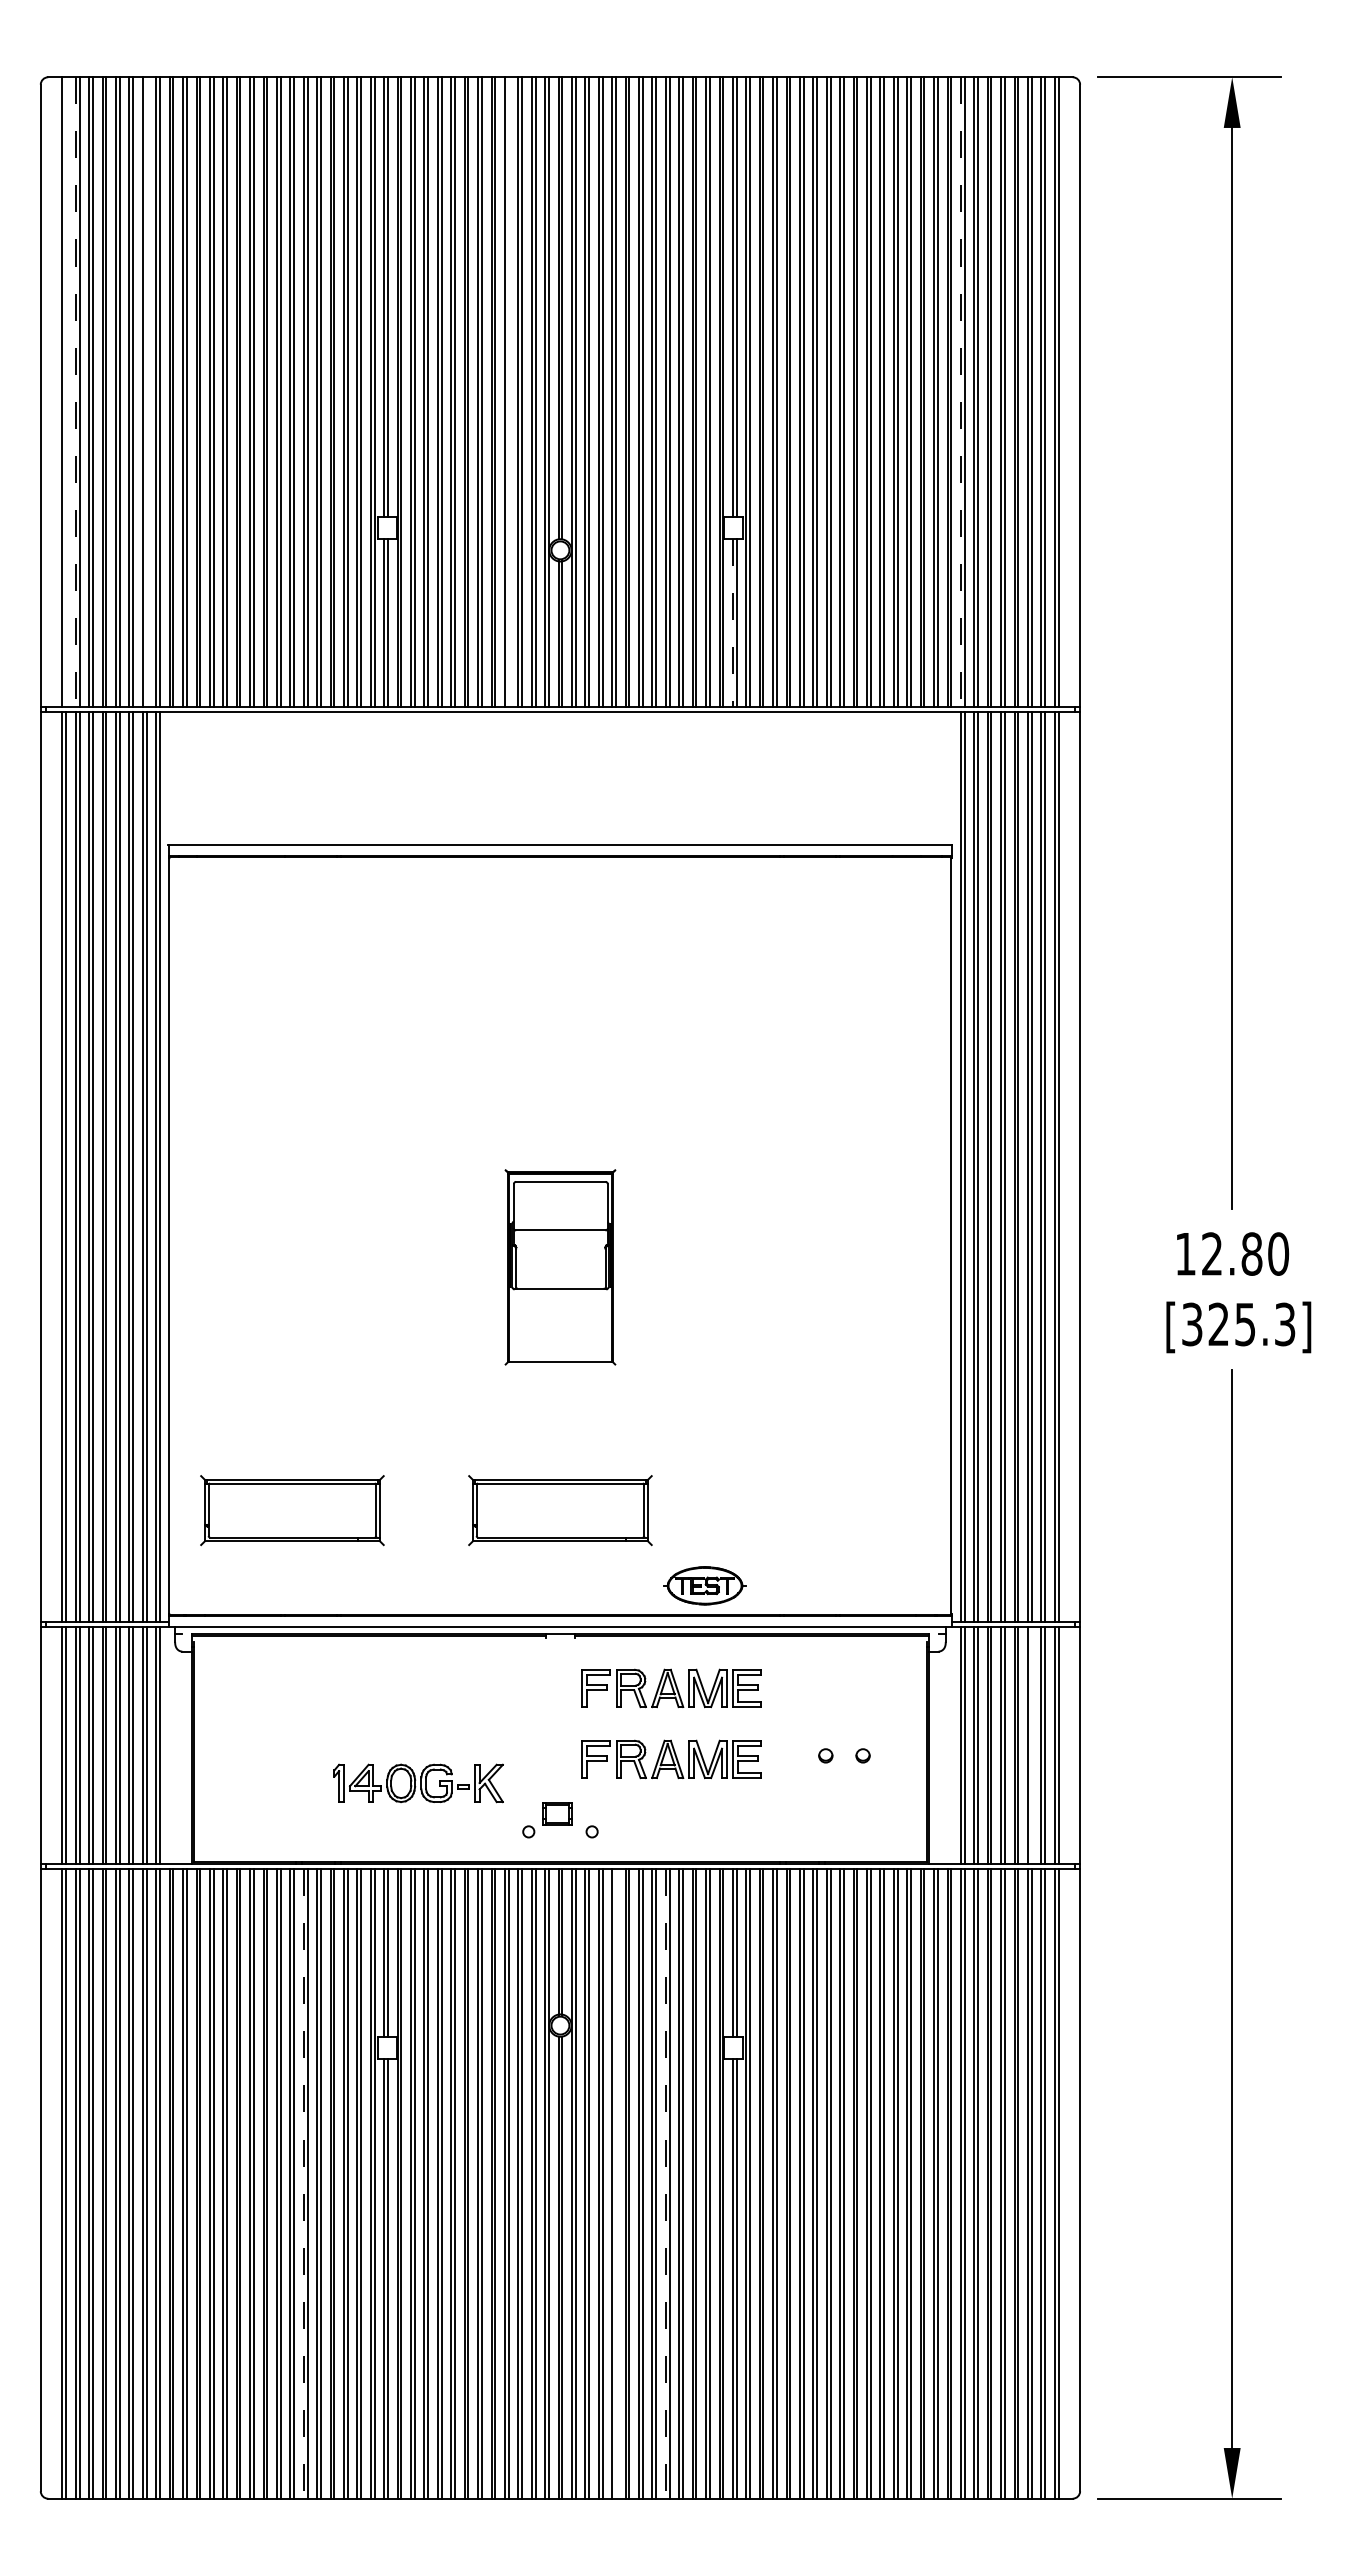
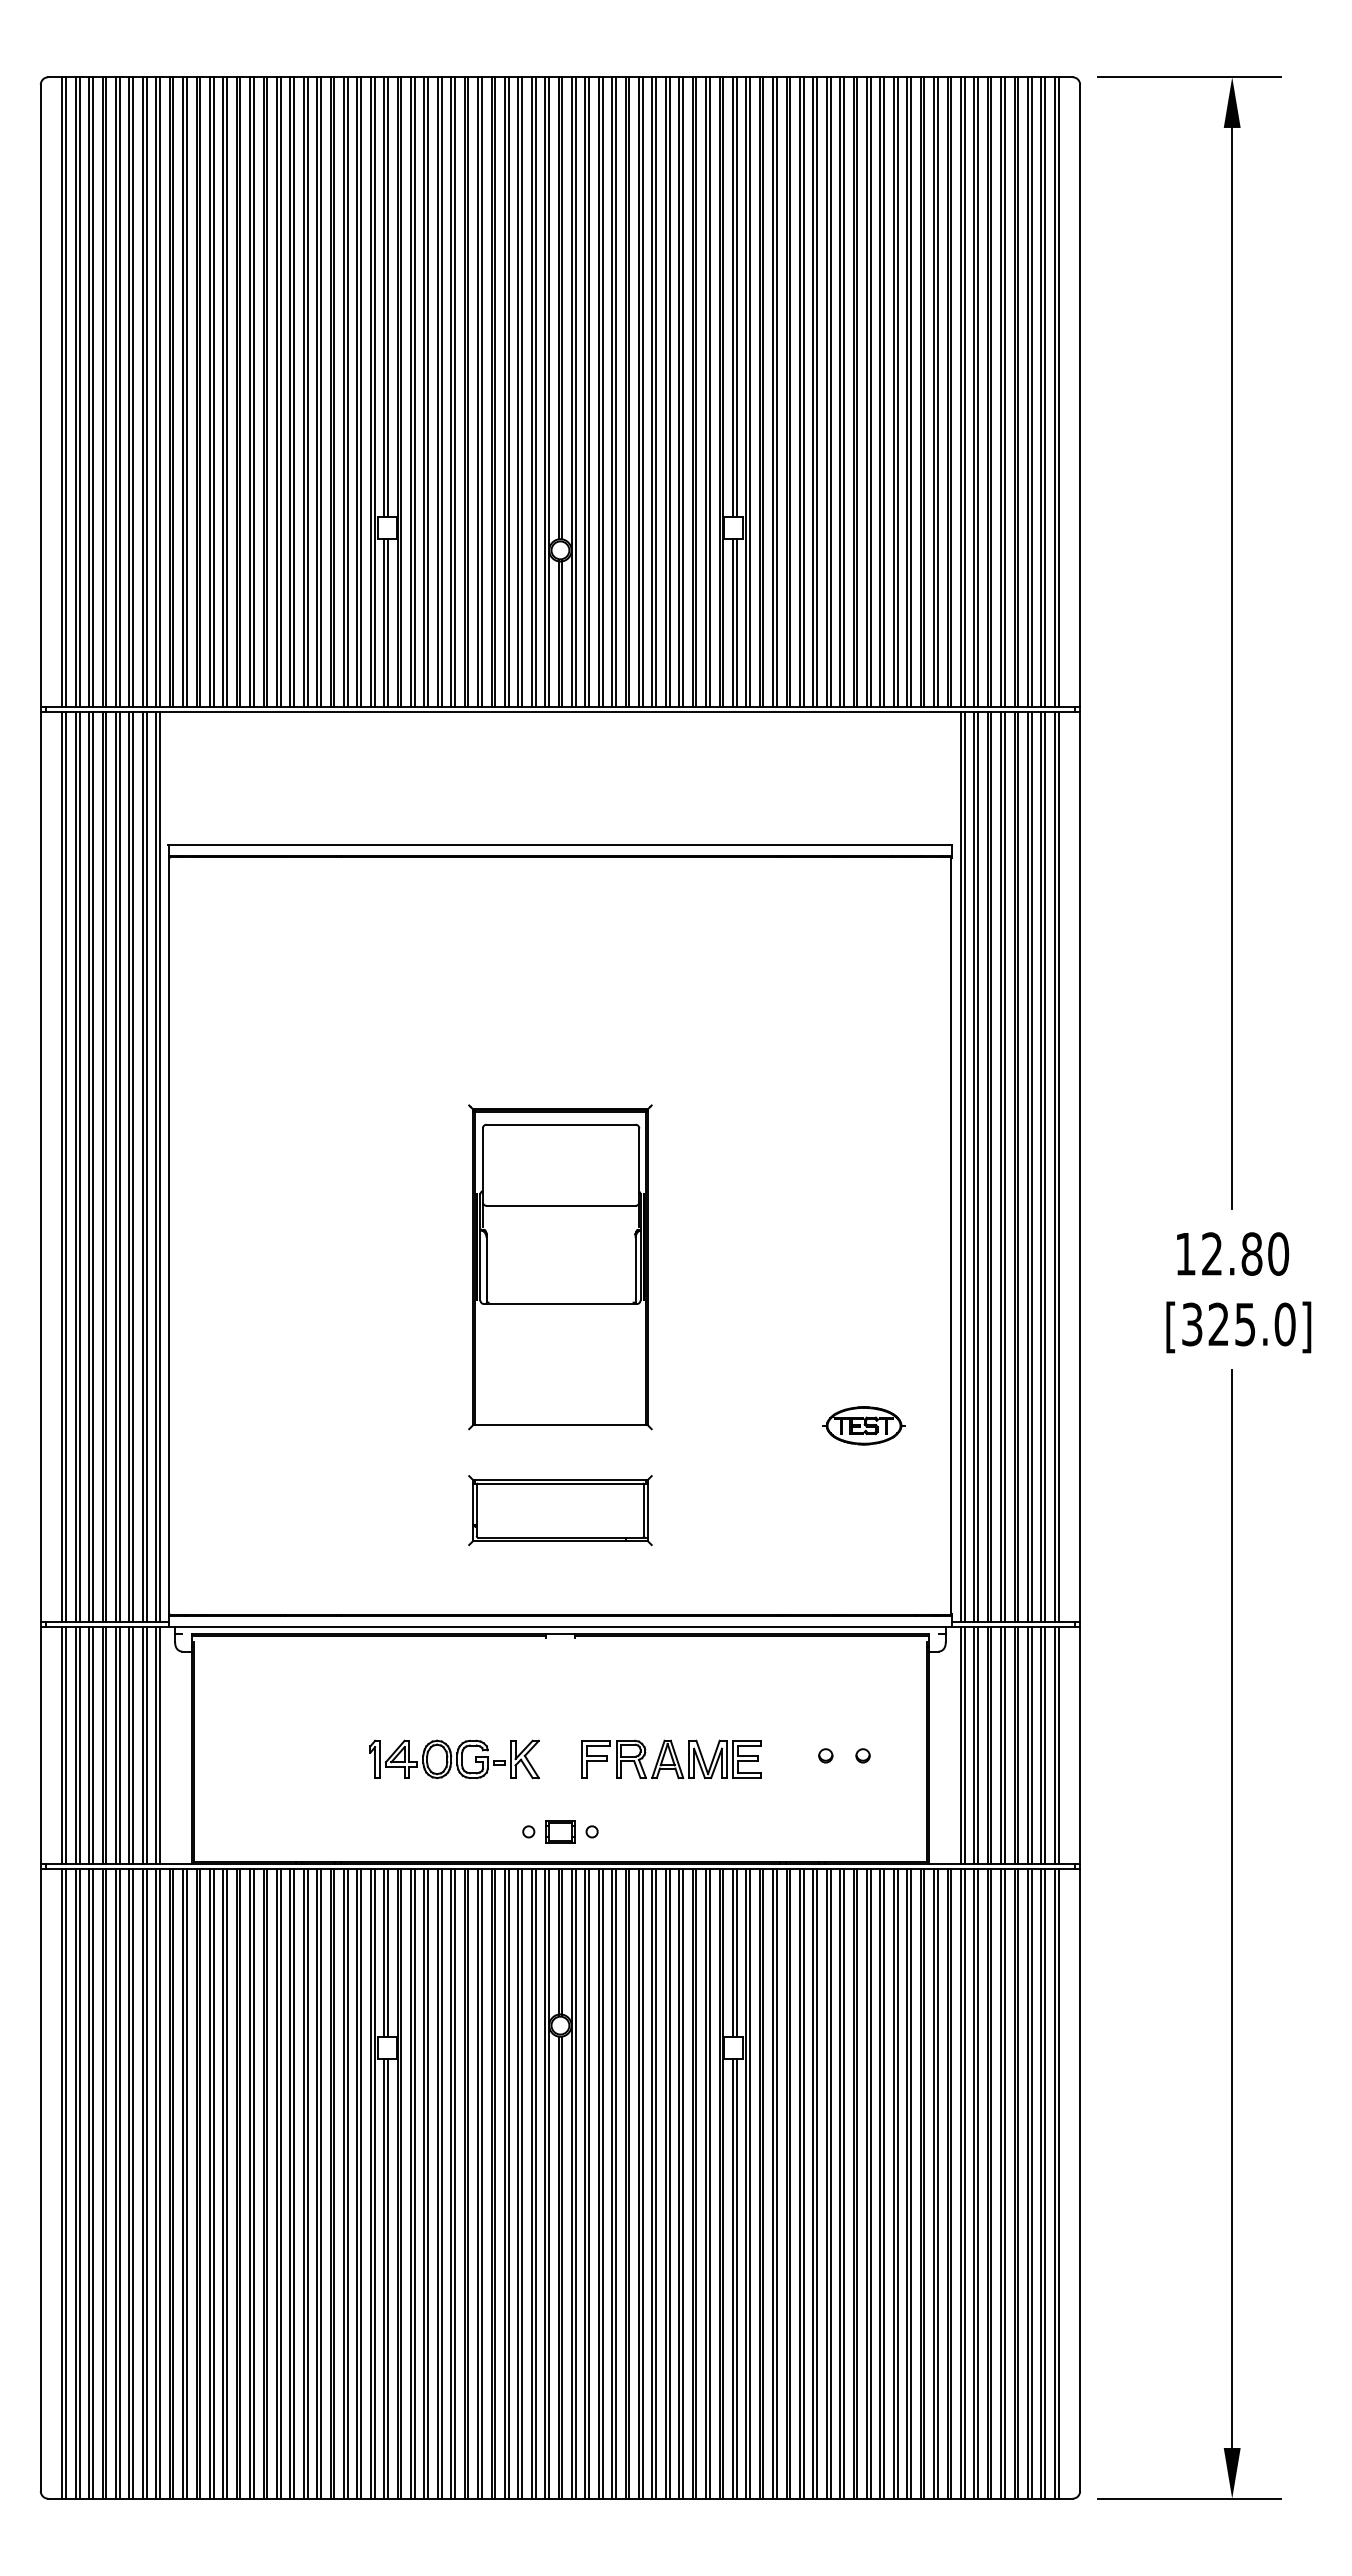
line: none -> present (66, 391)
line: none -> present (146, 391)
line: none -> present (508, 391)
line: dashed -> solid (75, 392)
line: dashed -> solid (960, 392)
line: dashed -> solid (732, 623)
part size: 113x197 px -> 185x327 px (560, 1267)
text: [325.3] -> [325.0] (1284, 1324)
part: present -> none (292, 1510)
part position: (704, 1585) -> (863, 1425) (863, 1425)
part: present -> none (671, 1688)
line: none -> present (1031, 1745)
part position: (418, 1783) -> (454, 1759) (454, 1759)
part position: (557, 1813) -> (560, 1831) (560, 1831)
line: dashed -> solid (303, 2183)
line: none -> present (615, 2183)
line: dashed -> solid (665, 2183)
